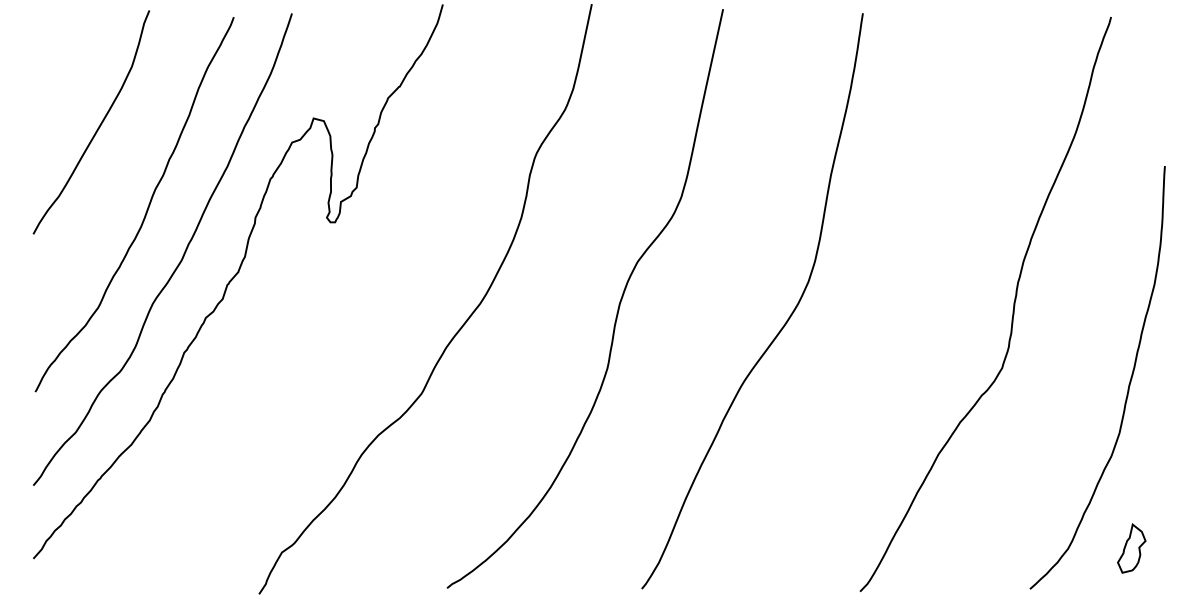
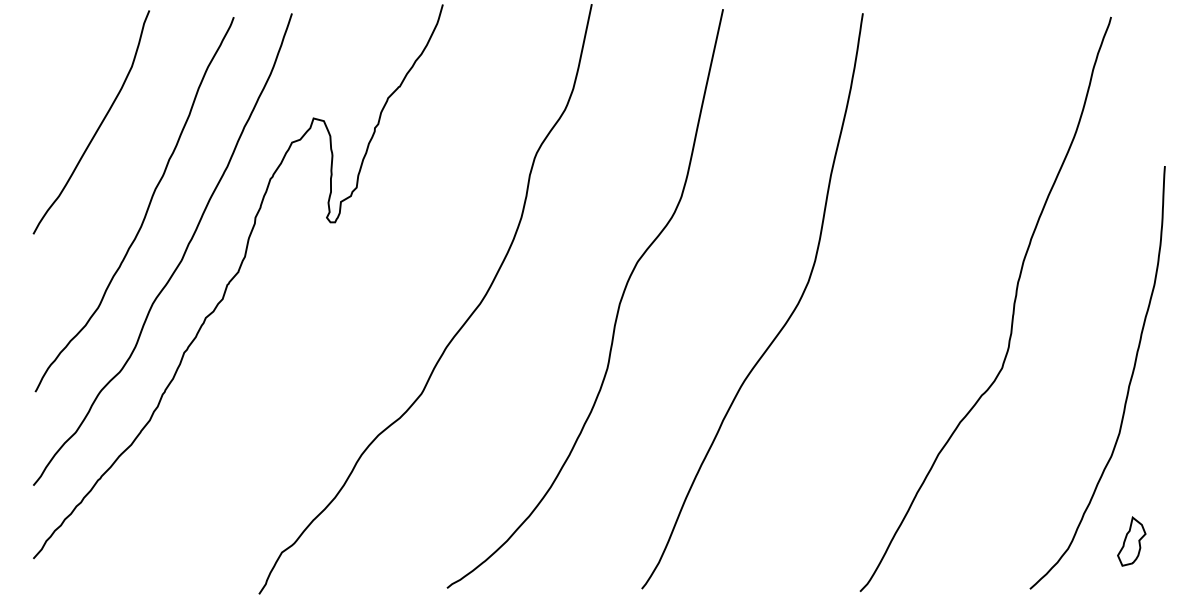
part position: (1131, 548) -> (1131, 541) (1131, 541)
